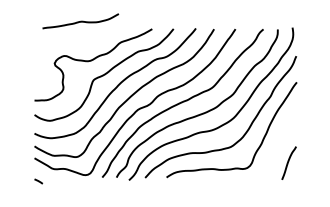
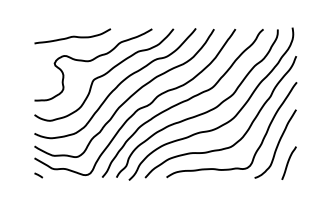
curve position: (80, 21) -> (72, 36) (72, 36)
curve: none -> present (277, 143)
curve position: (38, 181) -> (38, 175) (38, 175)
